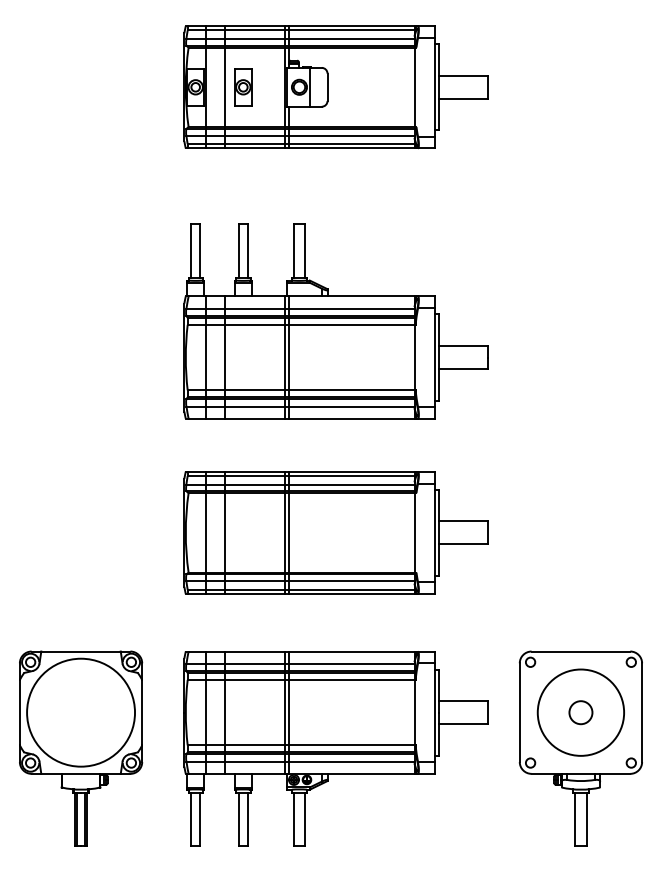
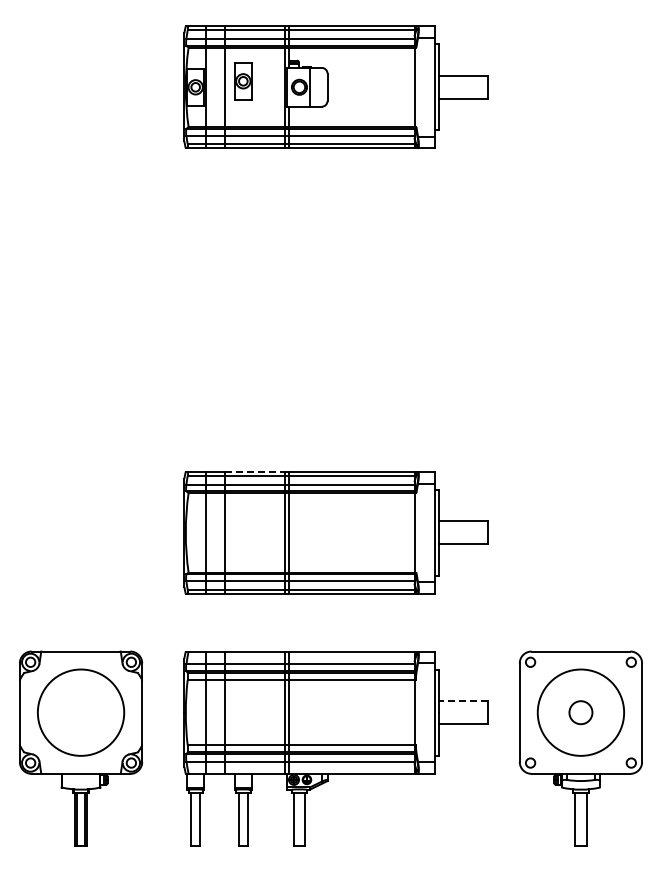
part position: (243, 87) -> (243, 81) (243, 81)
part: present -> none (335, 321)
line: solid -> dashed (255, 471)
line: solid -> dashed (463, 701)
circle diameter: 108 px -> 86 px (80, 712)
